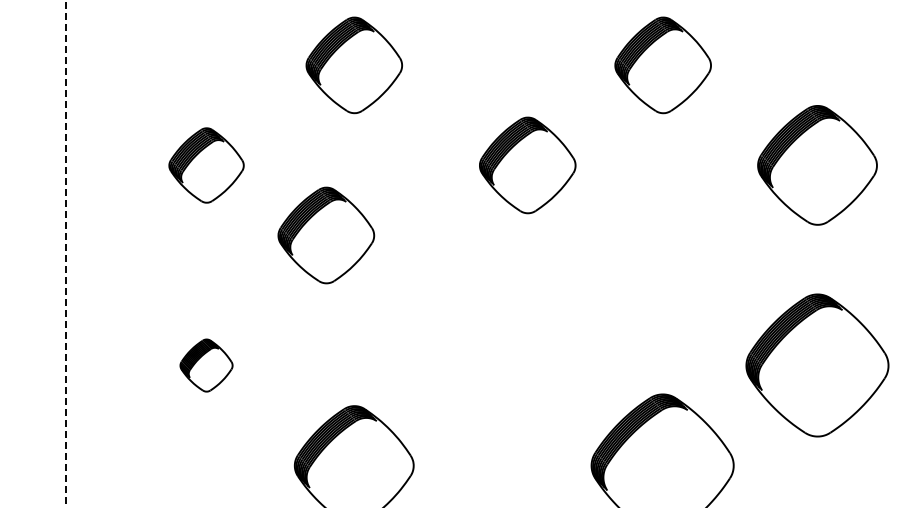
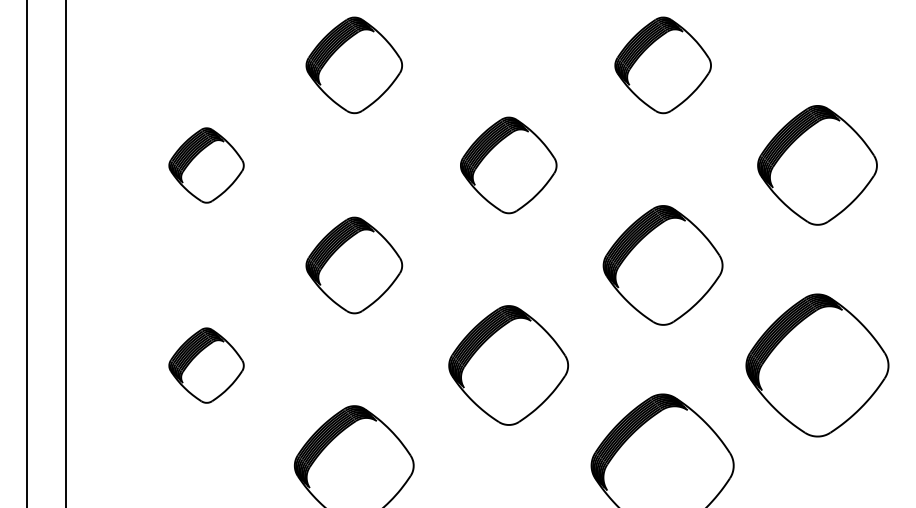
part position: (527, 165) -> (508, 165) (508, 165)
part position: (326, 235) -> (354, 265) (354, 265)
line: none -> present (27, 253)
line: dashed -> solid (66, 253)
part: none -> present (662, 265)
part size: 55x55 px -> 77x77 px (206, 365)
part: none -> present (508, 365)
